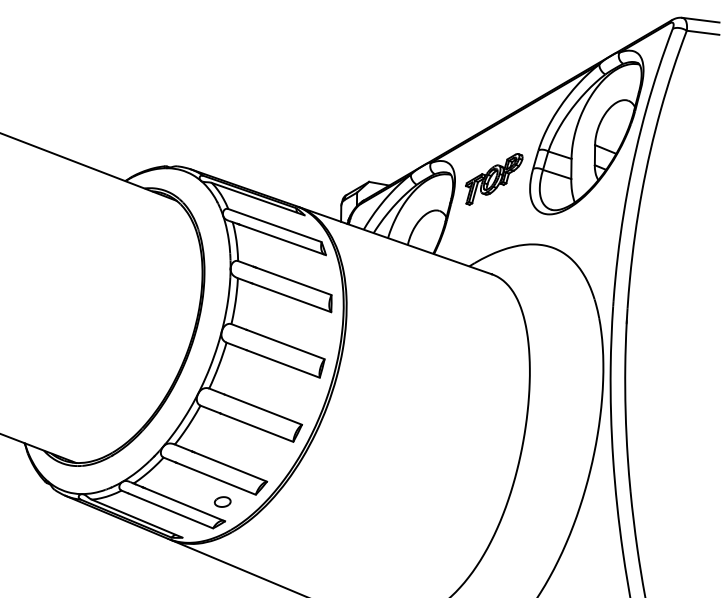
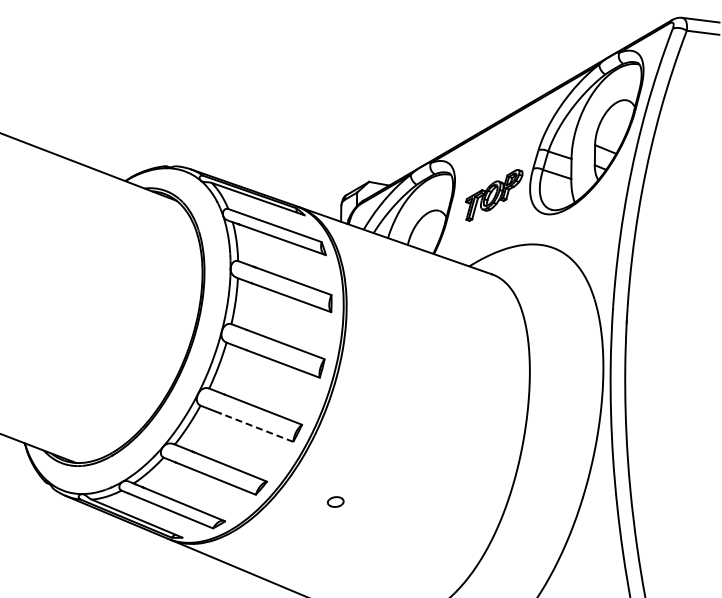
part position: (494, 179) -> (494, 195) (494, 195)
line: solid -> dashed (256, 427)
part position: (222, 501) -> (335, 501) (335, 501)
